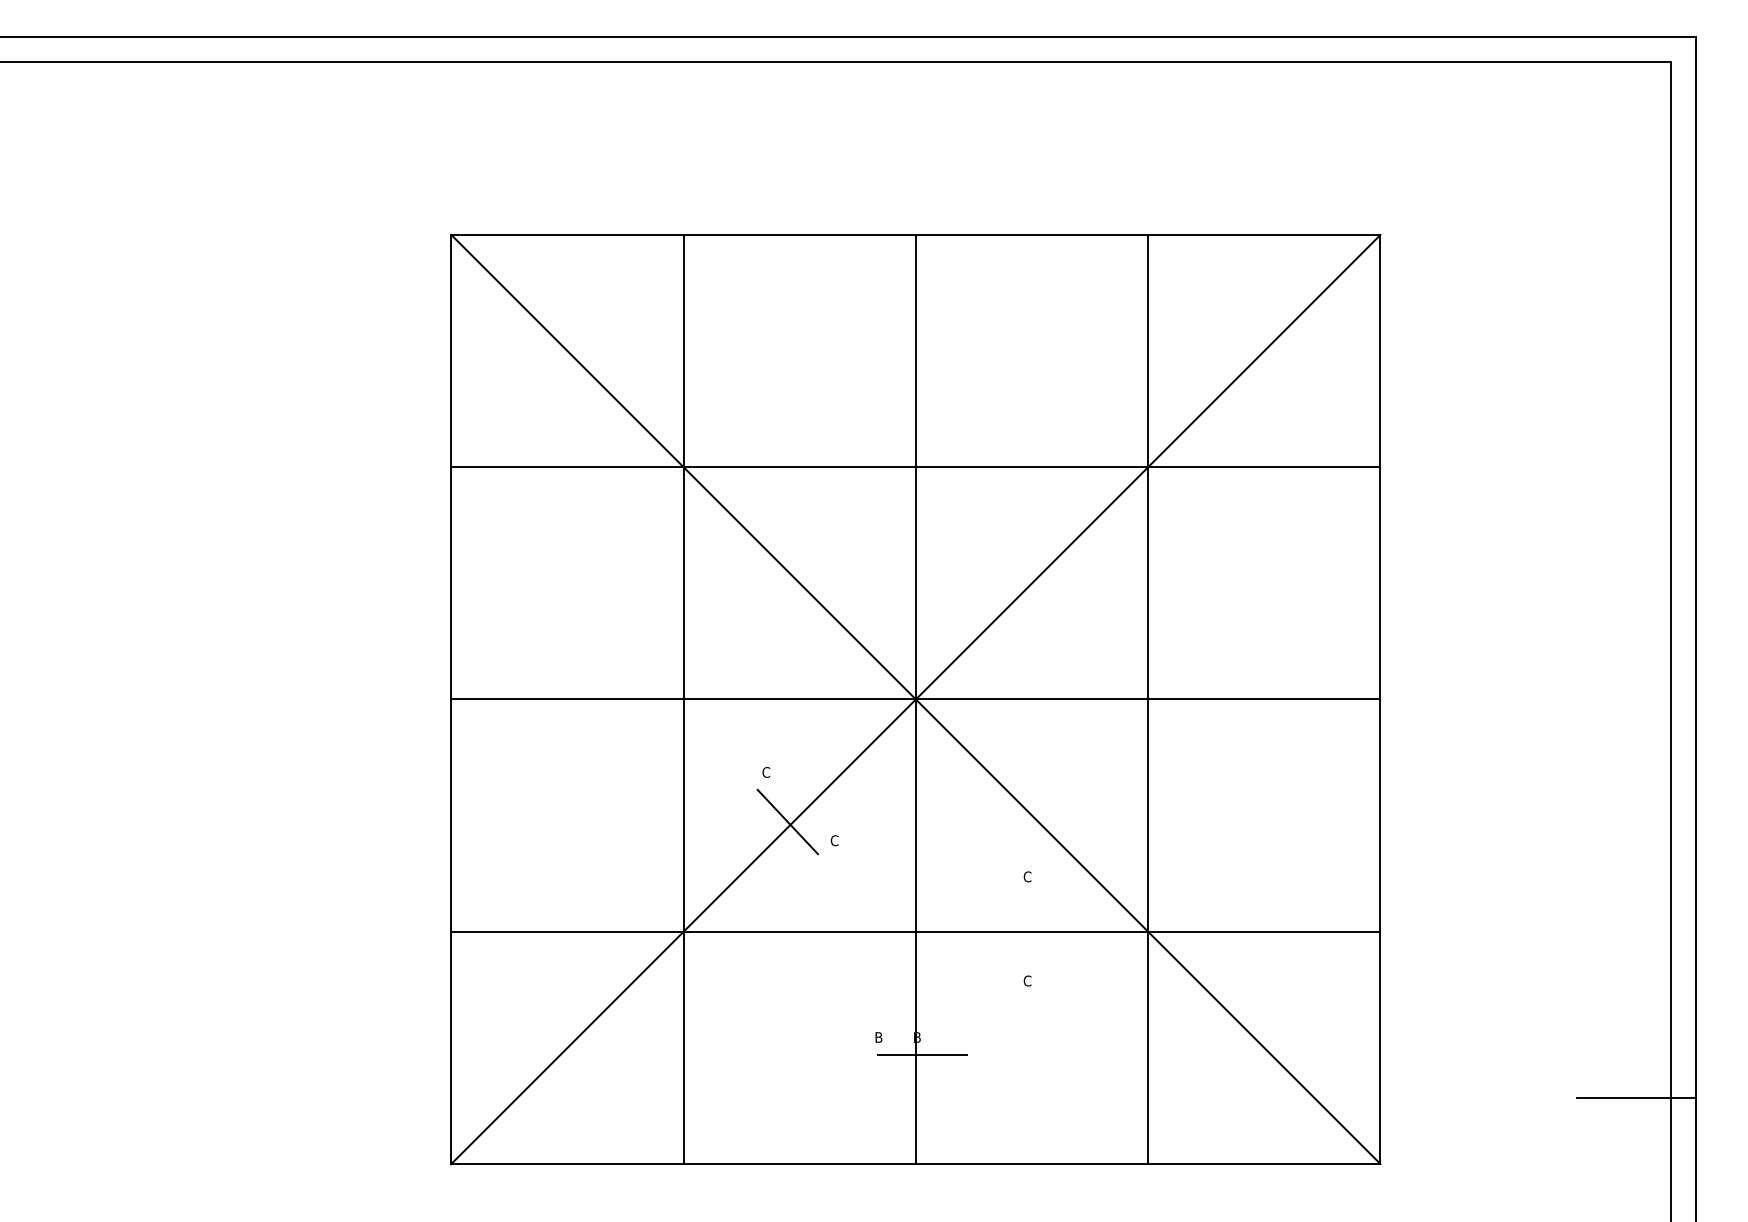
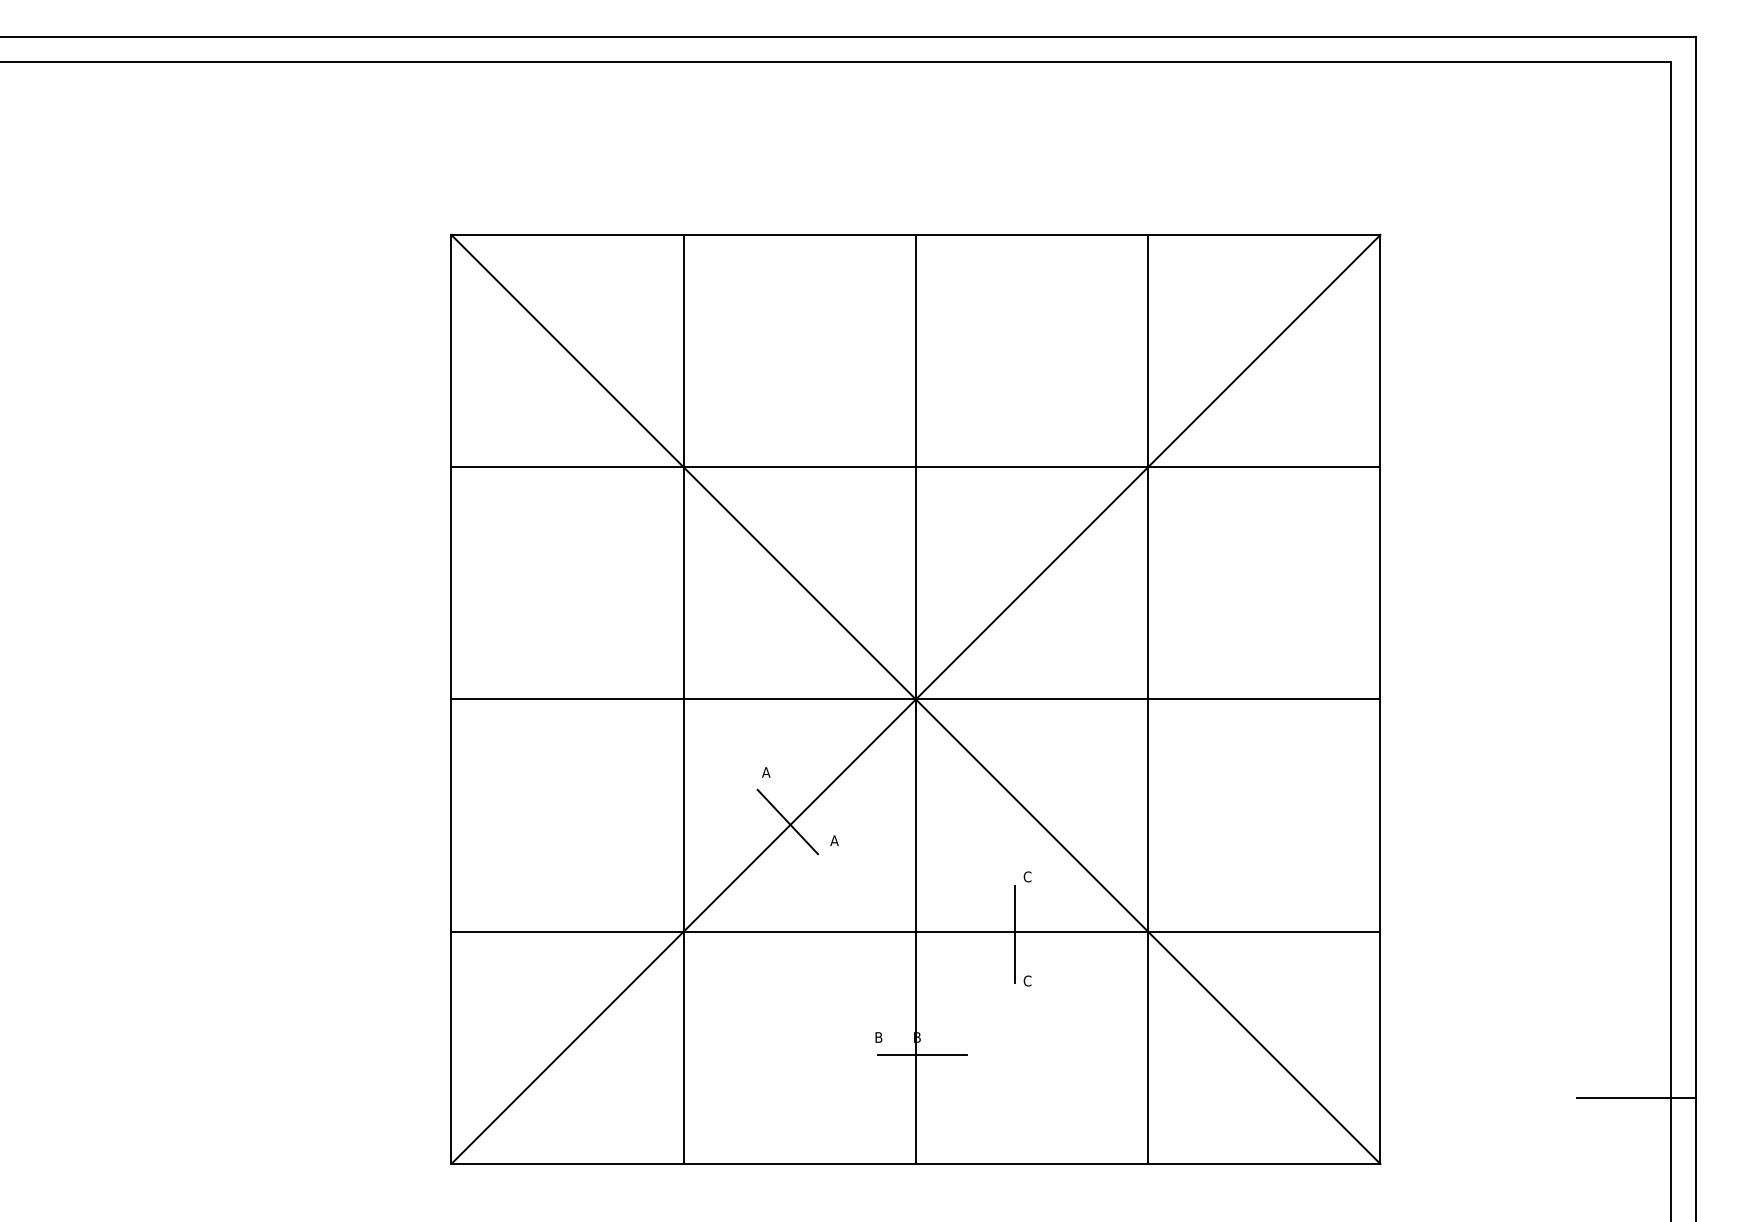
text: C -> A (766, 772)
text: C -> A (834, 840)
line: none -> present (1014, 934)
